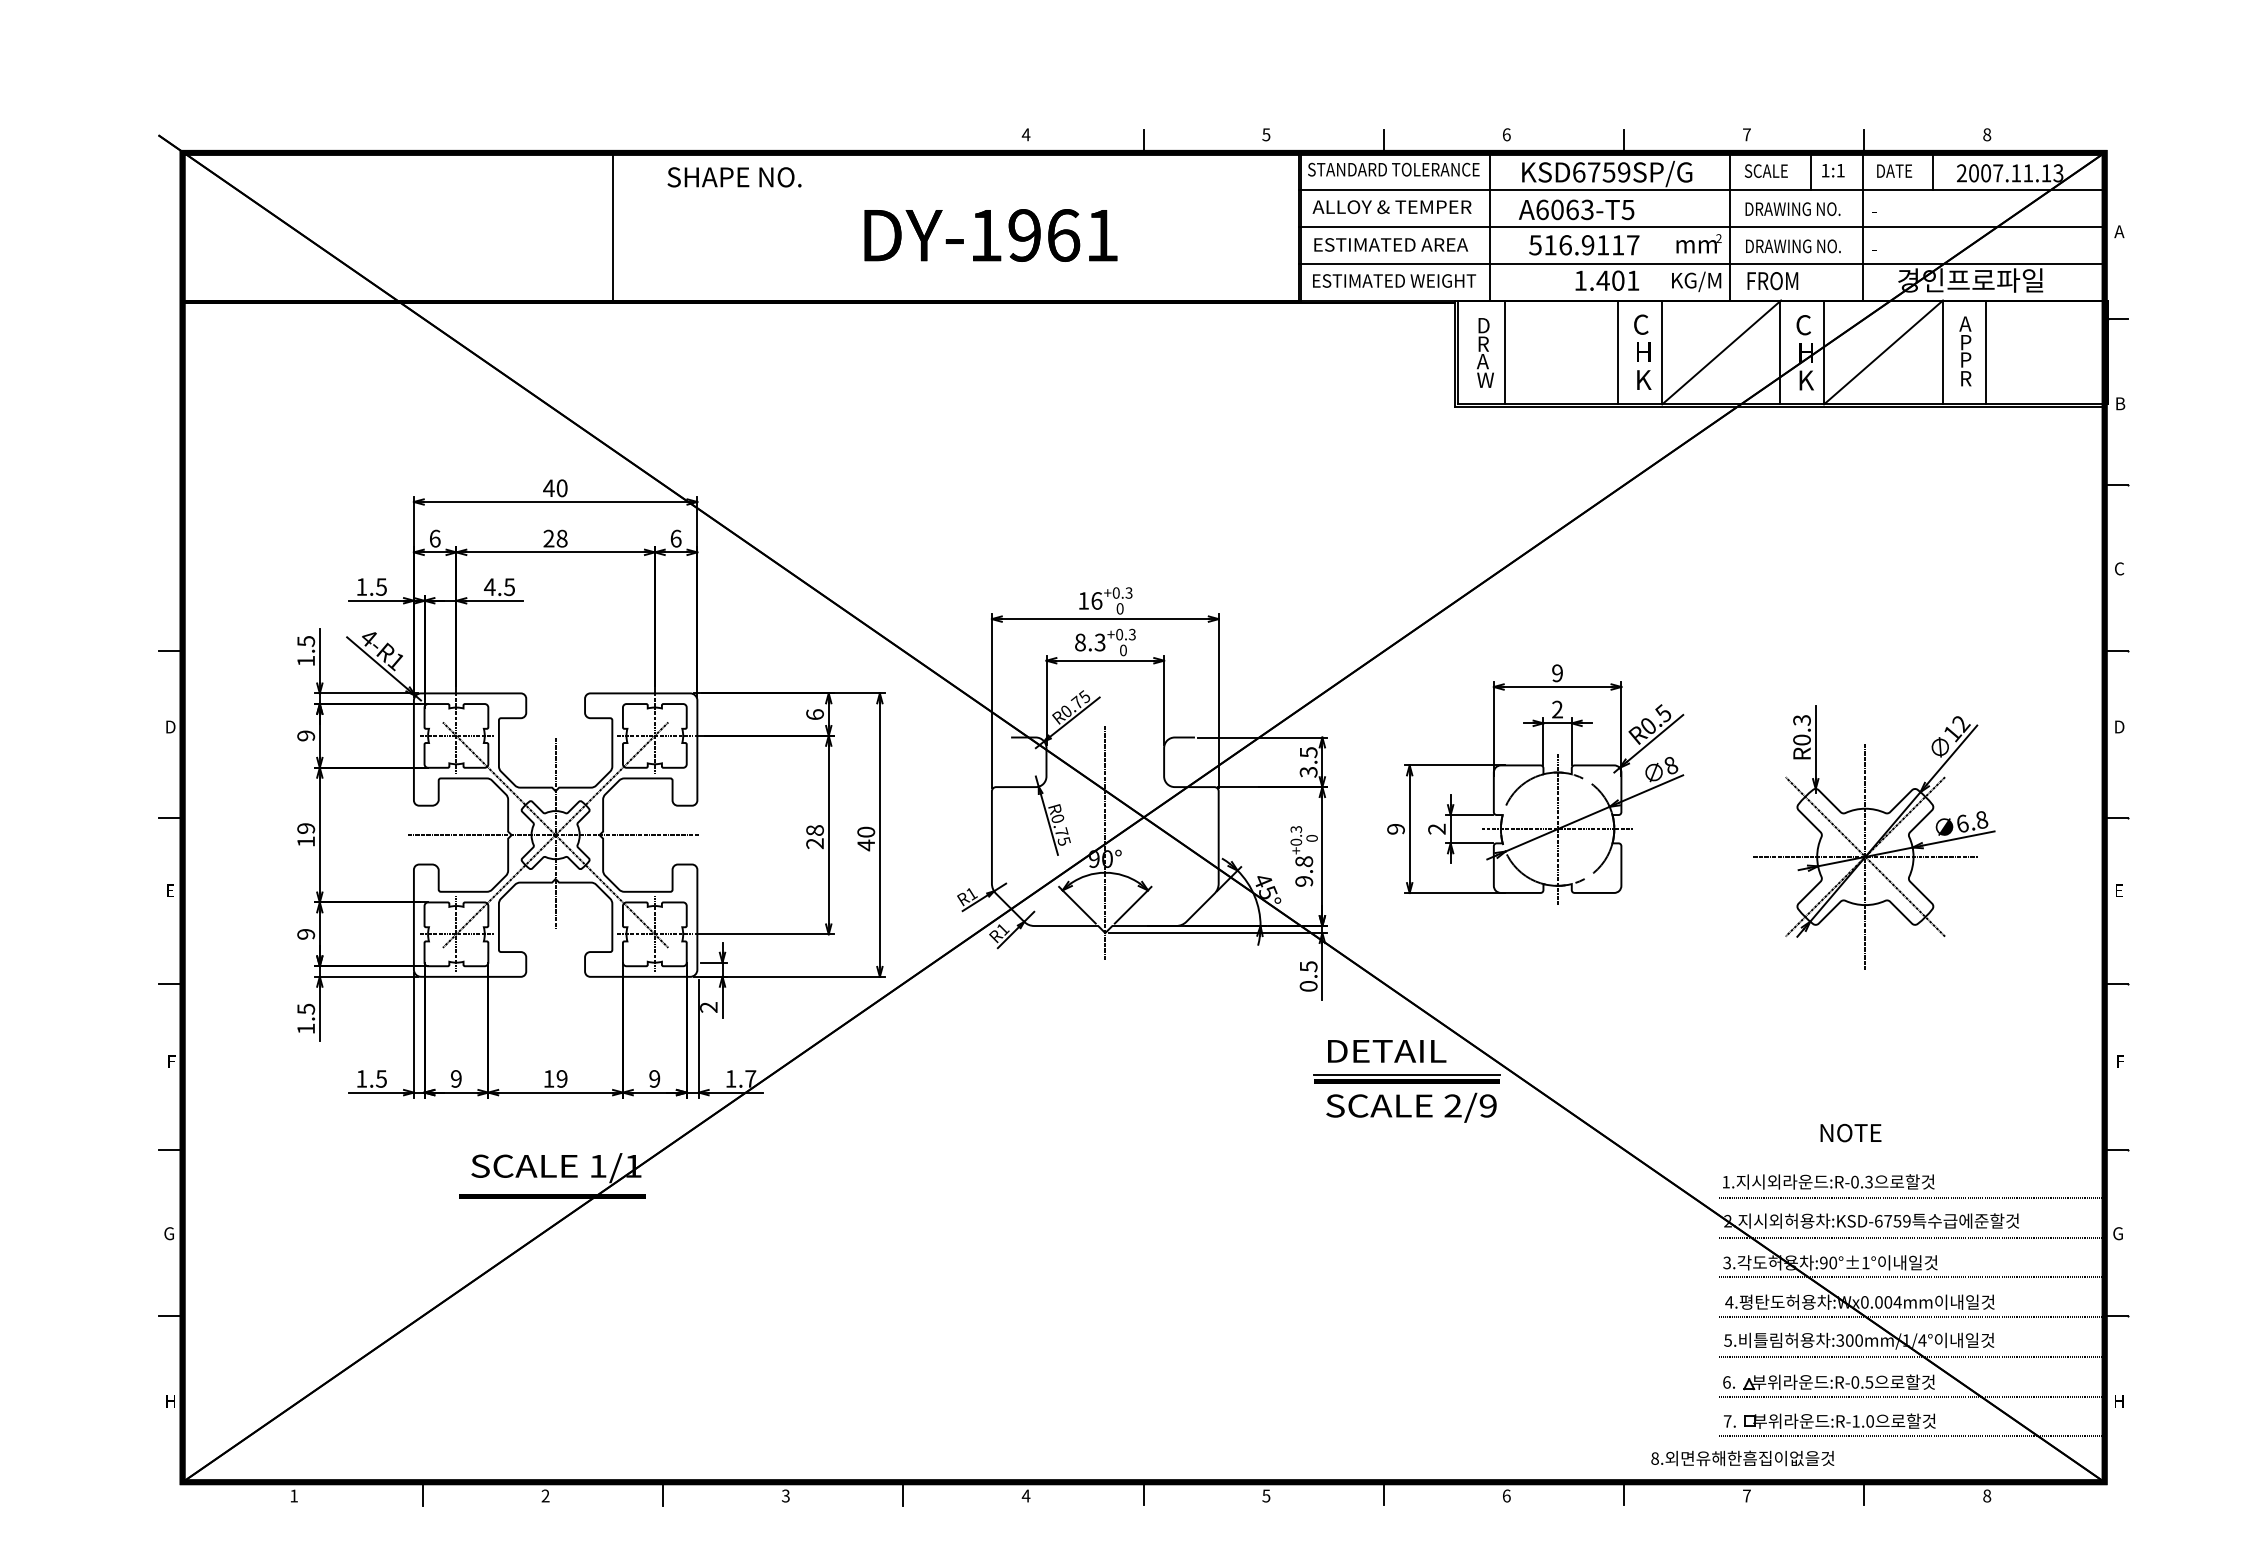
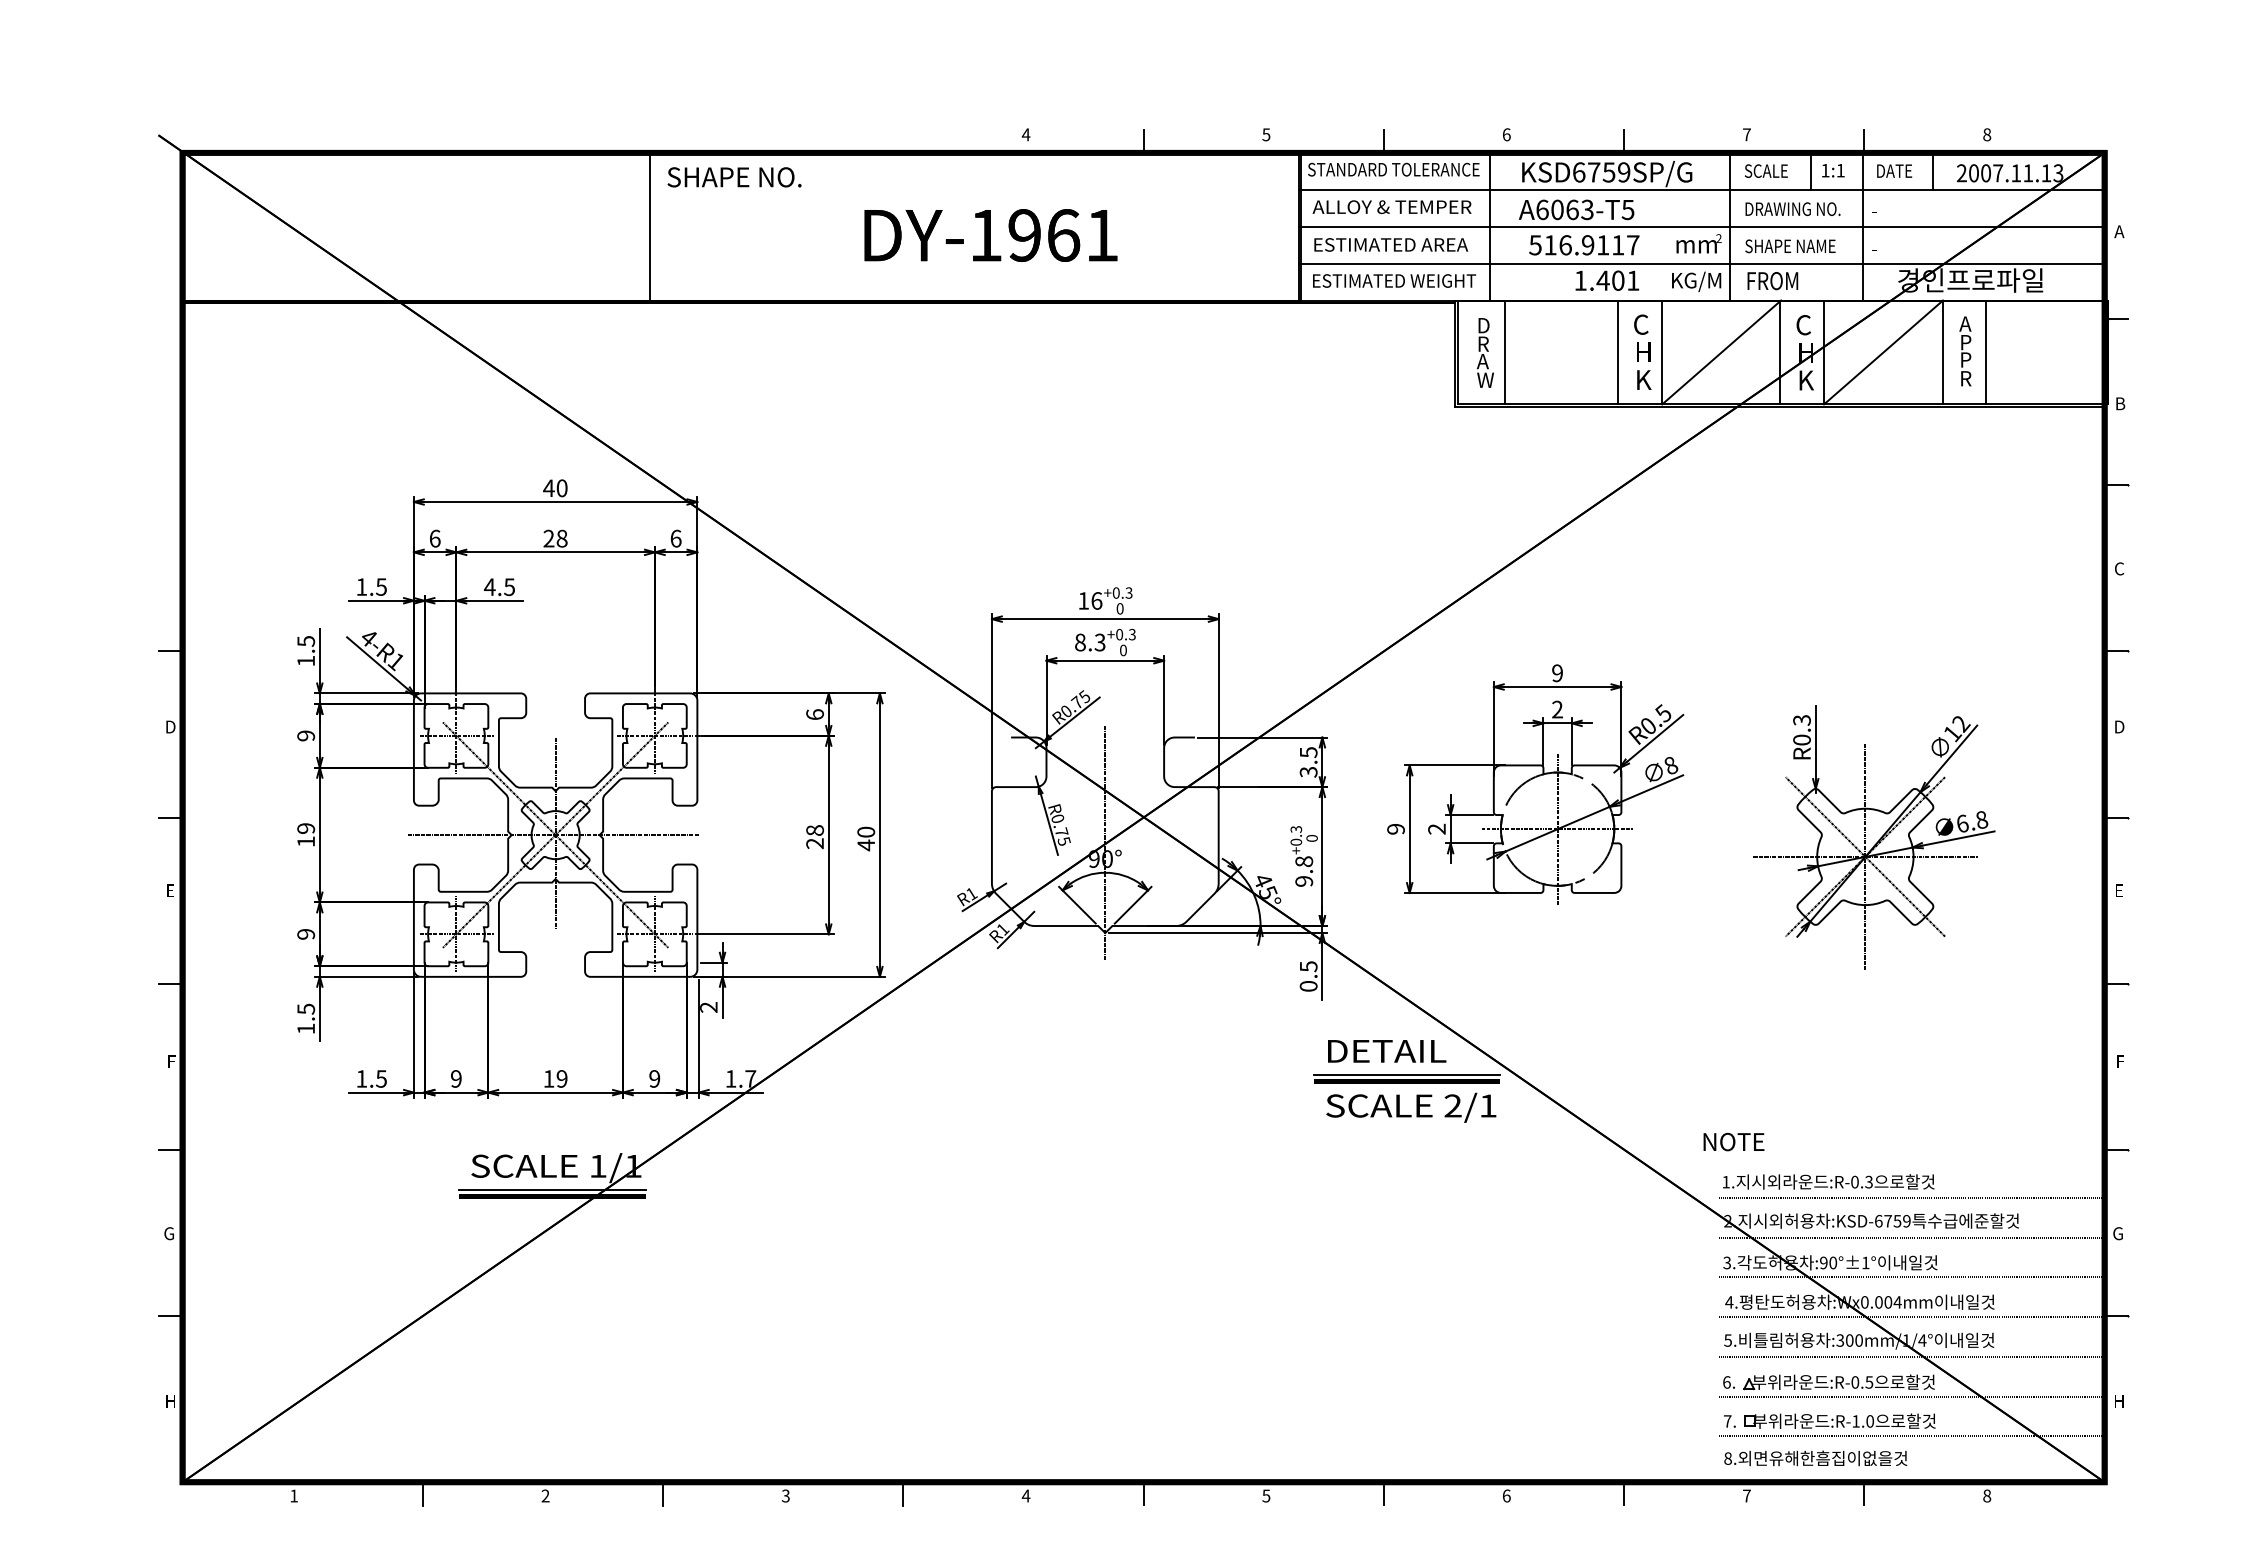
line position: (612, 225) -> (649, 225) (649, 225)
text: DRAWING NO. -> SHAPE NAME (1792, 246)
text: 2/9 -> 2/1 (1487, 1105)
text position: (1850, 1132) -> (1733, 1141) (1733, 1141)
line: none -> present (552, 1189)
text position: (1742, 1458) -> (1815, 1458) (1815, 1458)
